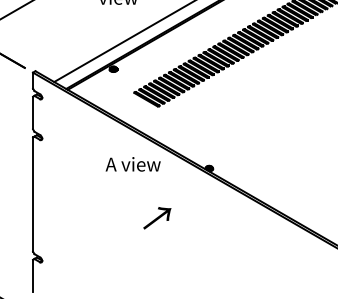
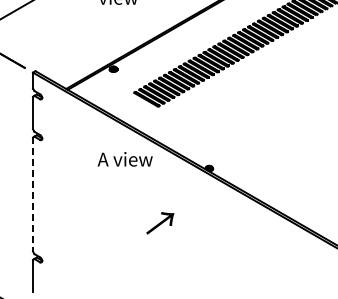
line: present -> none (123, 42)
text position: (132, 164) -> (124, 159) (124, 159)
line: solid -> dashed (33, 195)
text position: (157, 218) -> (160, 223) (160, 223)
